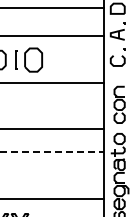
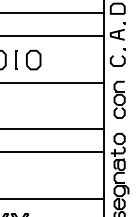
line position: (52, 7) -> (52, 12) (52, 12)
part size: 19x26 px -> 16x22 px (33, 59)
part position: (119, 104) -> (119, 99) (119, 99)
line: dashed -> solid (52, 152)
